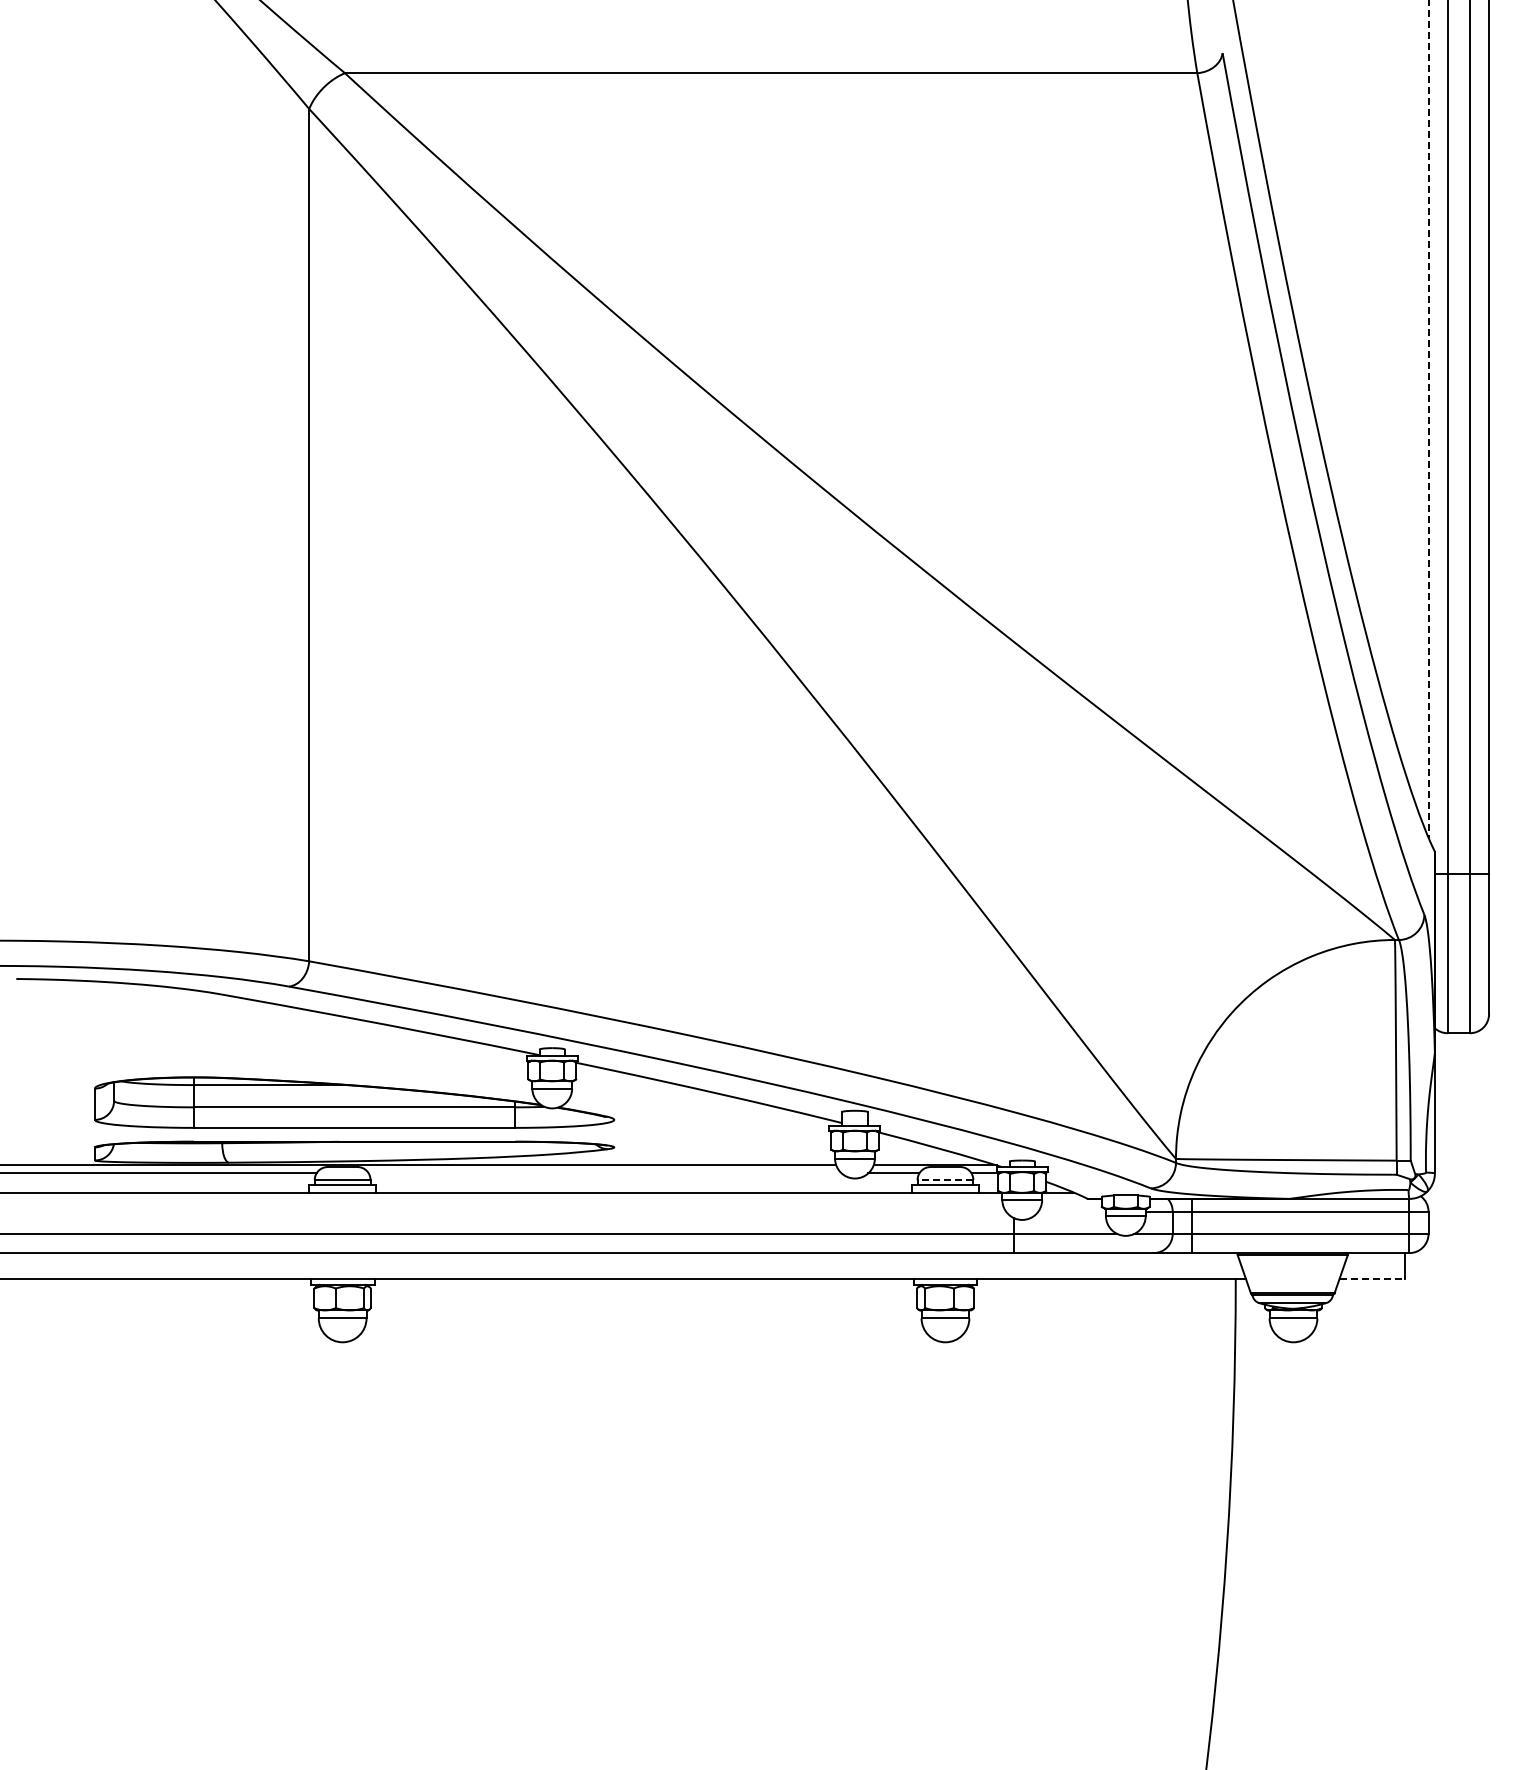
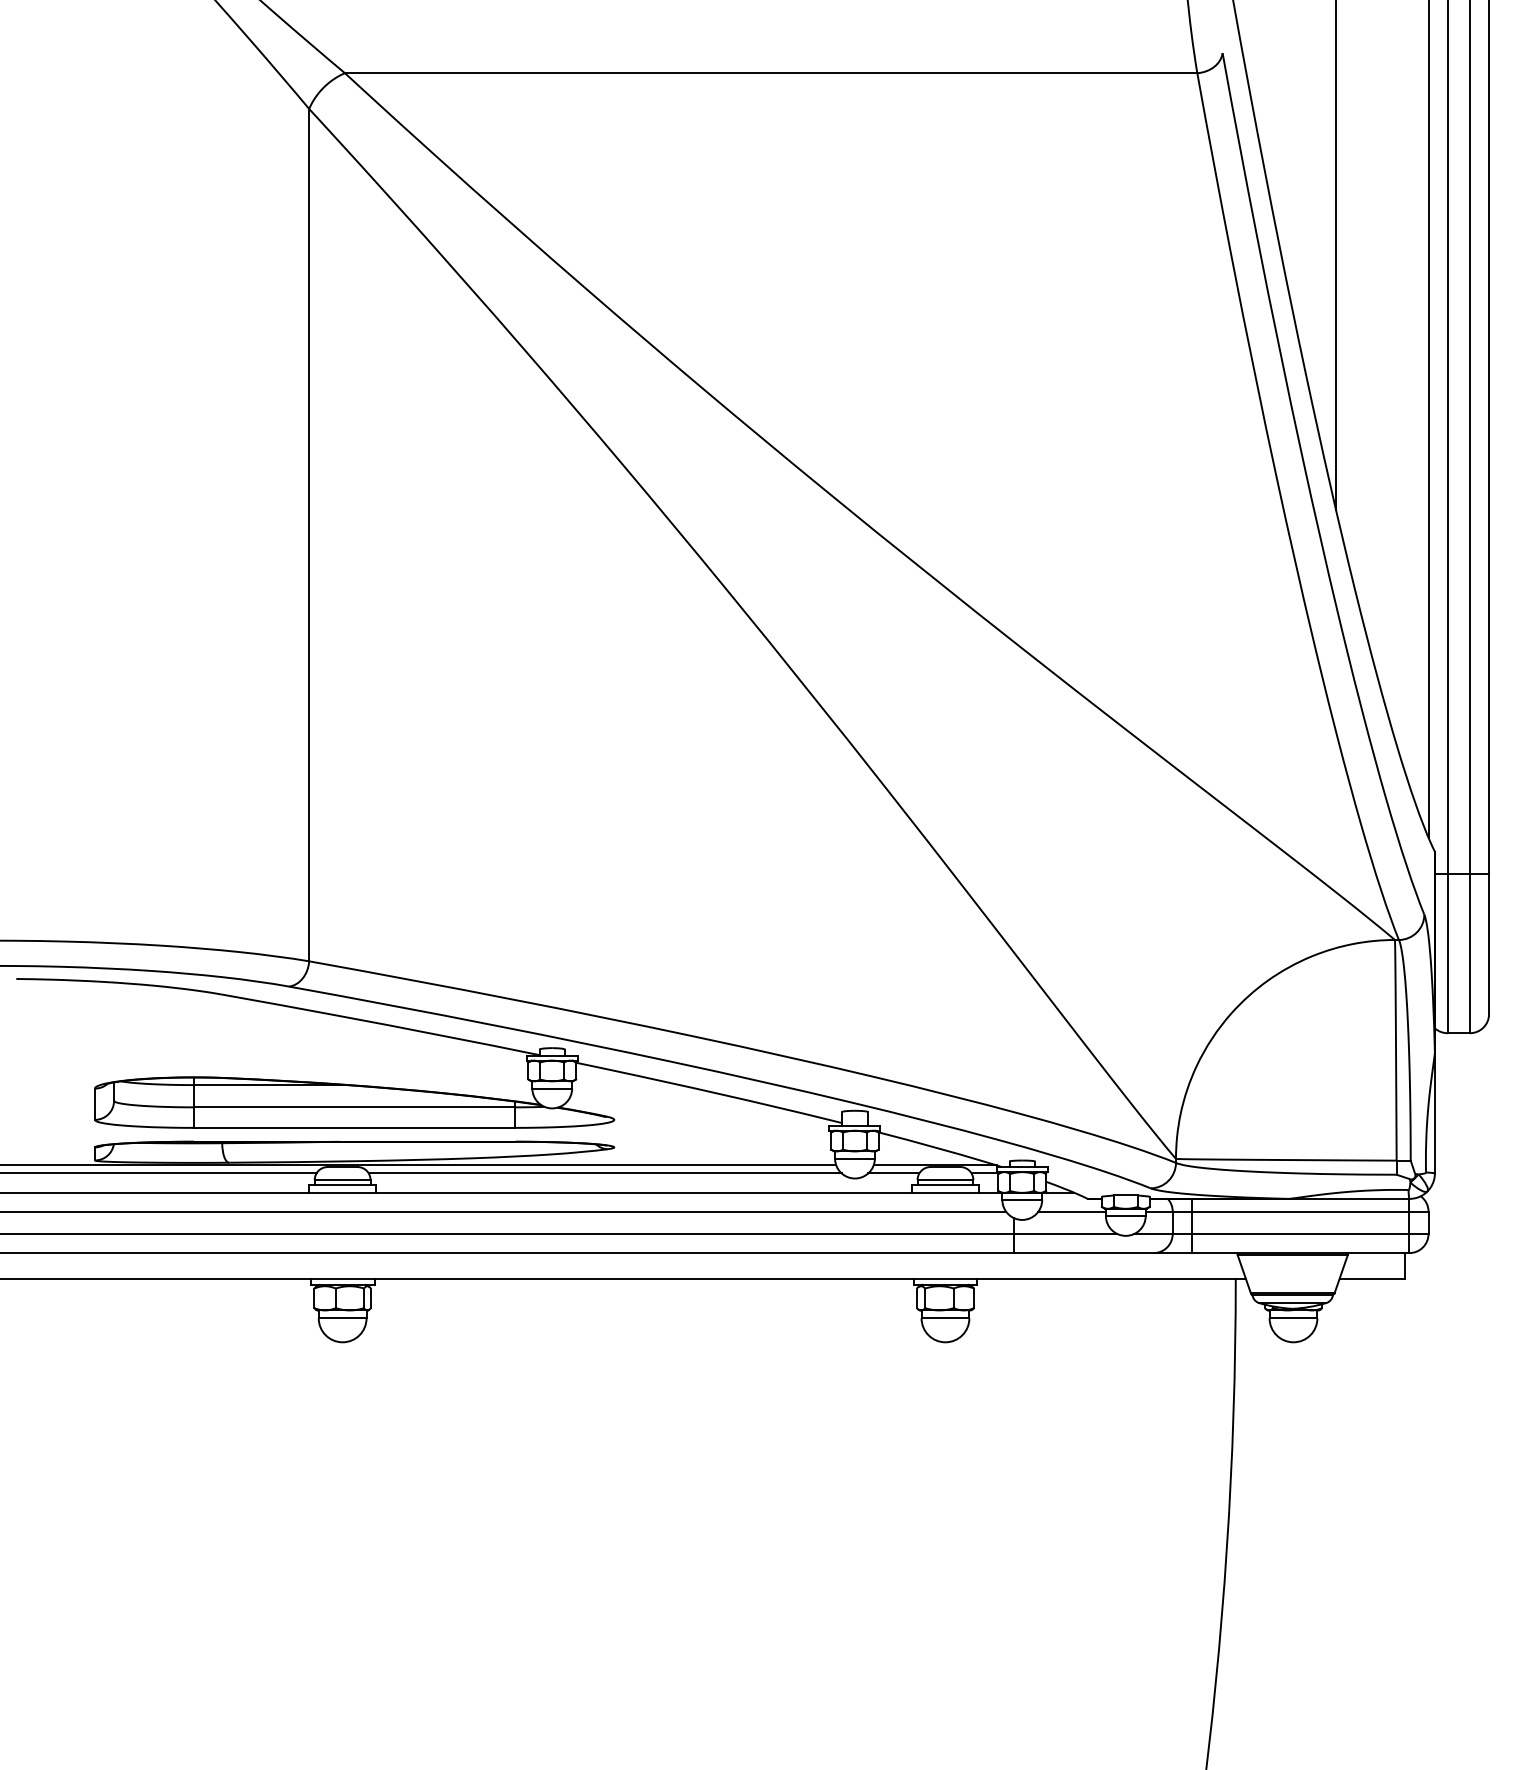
line: none -> present (1336, 256)
line: dashed -> solid (1428, 418)
line: none -> present (604, 1173)
line: dashed -> solid (945, 1179)
line: none -> present (504, 1211)
line: none -> present (1071, 1211)
line: dashed -> solid (1372, 1278)
